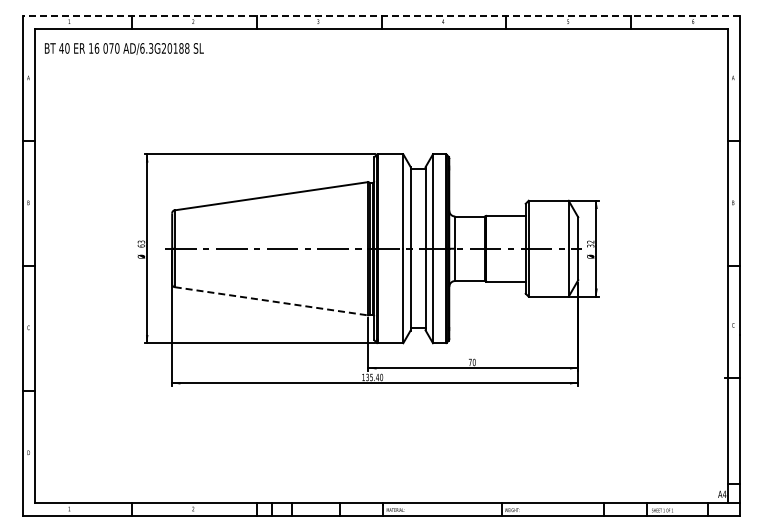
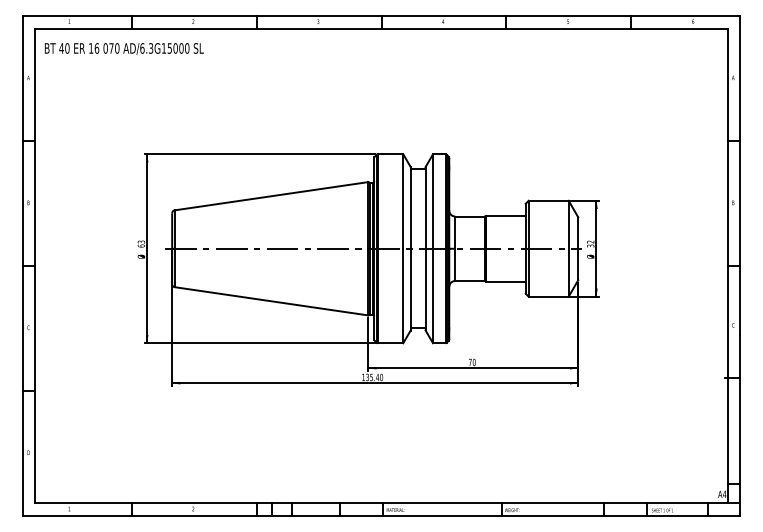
line: dashed -> solid (381, 16)
text: AD/6.3G20188 -> AD/6.3G15000 (175, 48)
line: dashed -> solid (271, 301)
